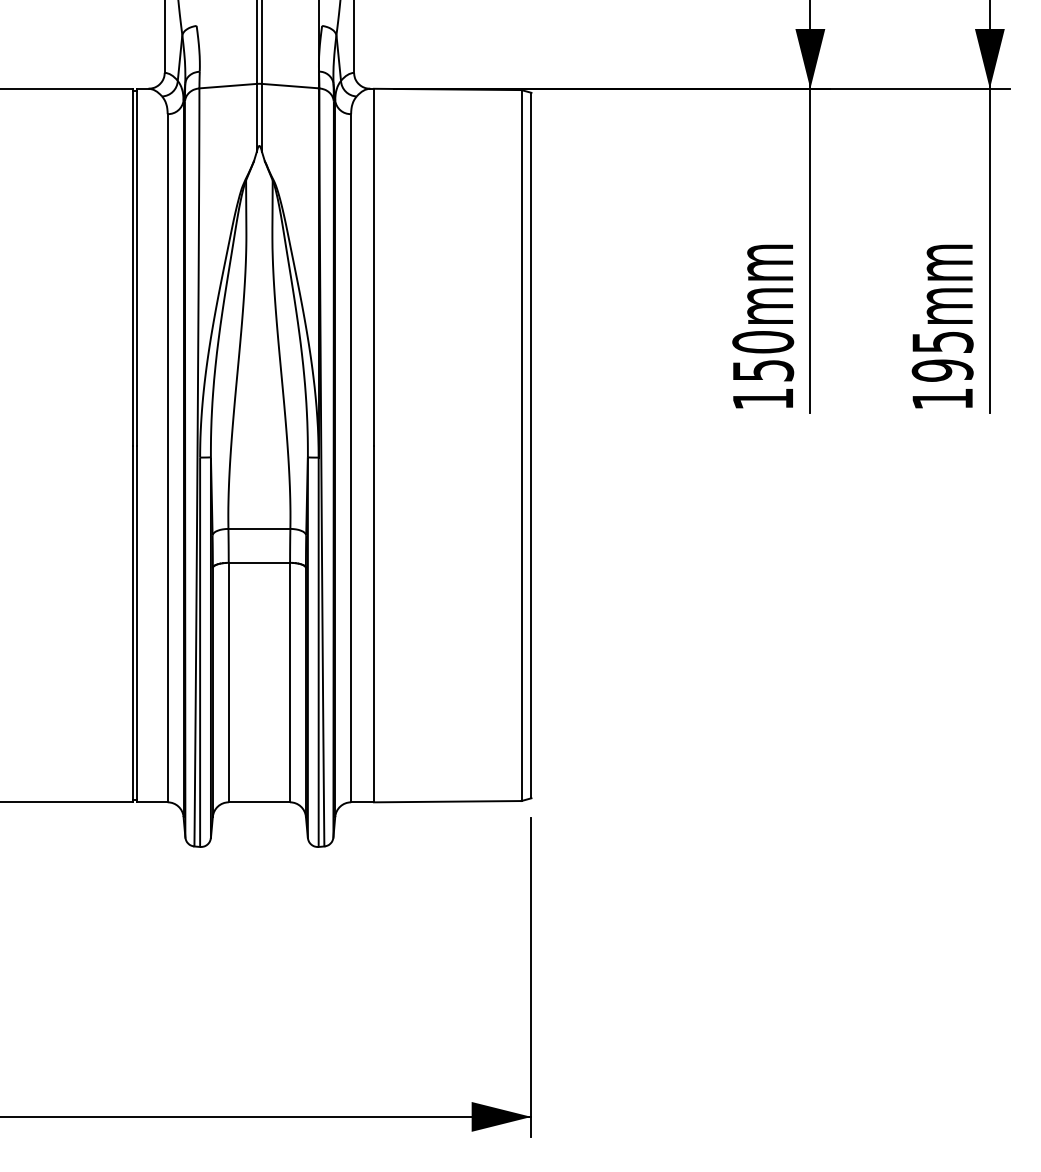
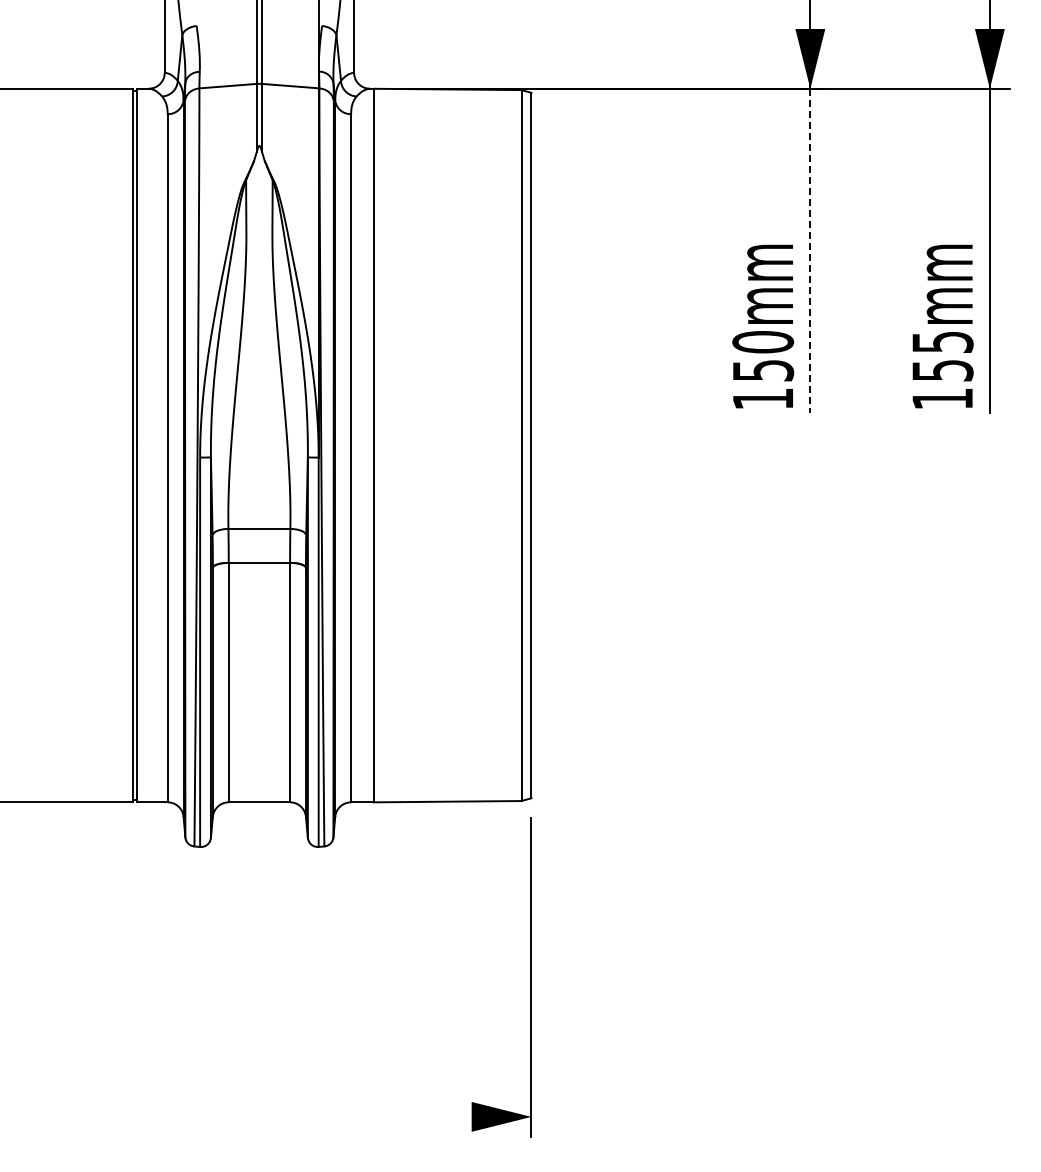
line: solid -> dashed (810, 251)
text: 195mm -> 155mm (942, 370)
line: present -> none (266, 1116)
